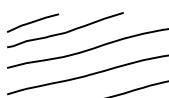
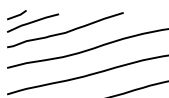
line: none -> present (16, 15)
